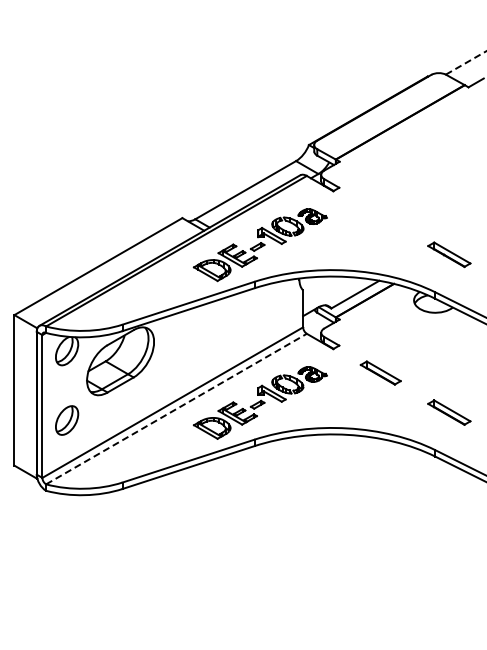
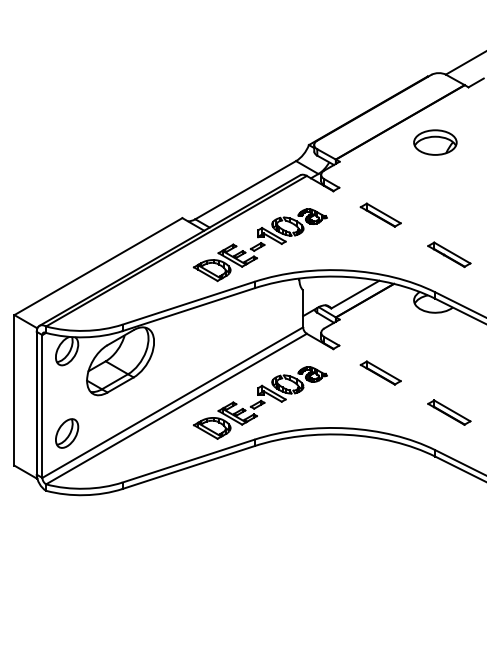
line: dashed -> solid (466, 62)
part: none -> present (435, 142)
part: none -> present (380, 214)
line: dashed -> solid (176, 409)
part position: (67, 420) -> (67, 433) (67, 433)
